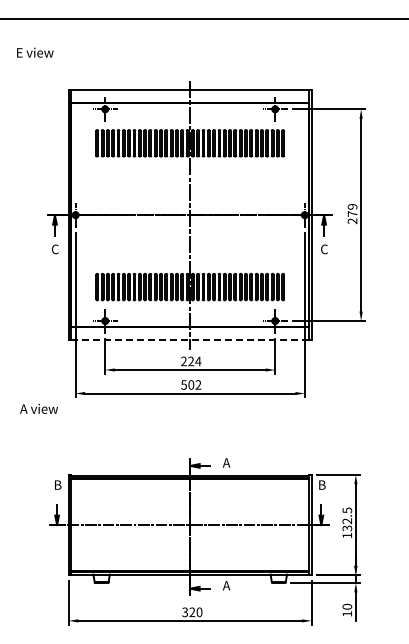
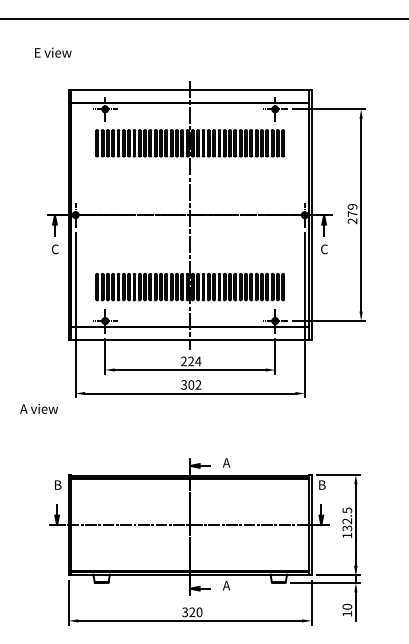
text position: (35, 52) -> (53, 52) (53, 52)
line: dashed -> solid (189, 340)
text: 502 -> 302 (183, 384)
